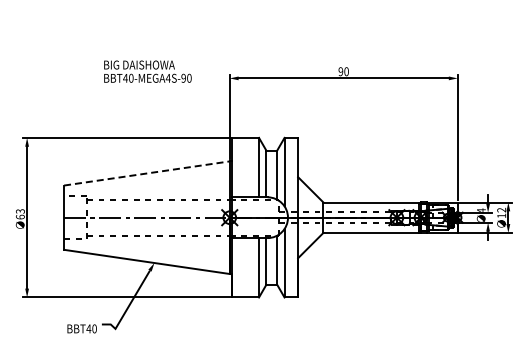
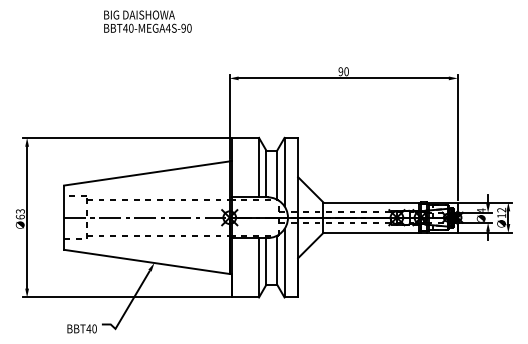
text position: (147, 71) -> (147, 21) (147, 21)
line: dashed -> solid (146, 173)
